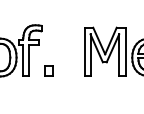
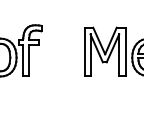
part: present -> none (48, 70)
